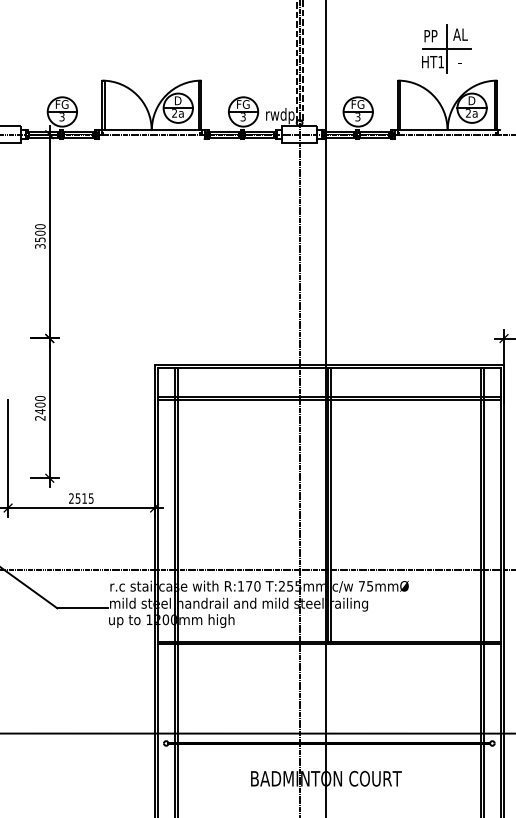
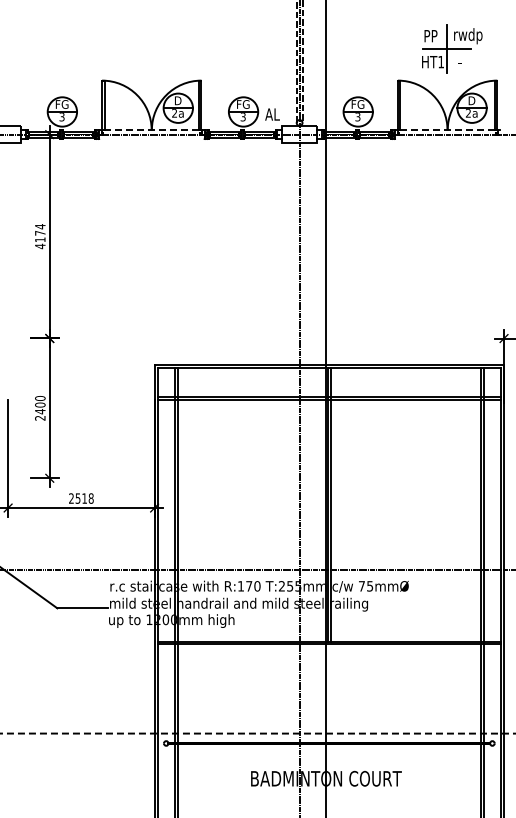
text: AL -> rwdp (467, 36)
text: rwdp -> AL (279, 116)
line: solid -> dashed (151, 130)
line: solid -> dashed (447, 130)
text: 3500 -> 4174 (40, 236)
text: 2515 -> 2518 (90, 498)
line: solid -> dashed (258, 733)
